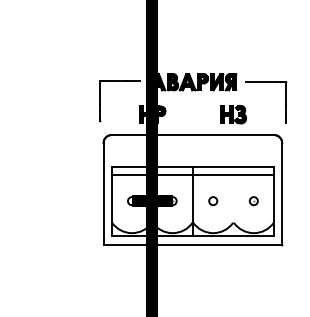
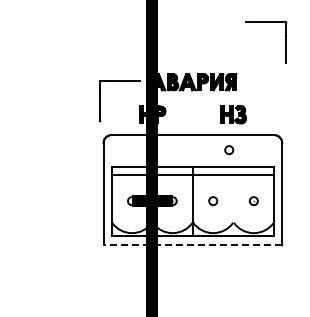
part position: (285, 102) -> (285, 42) (285, 42)
circle: none -> present (229, 150)
line: solid -> dashed (192, 244)
